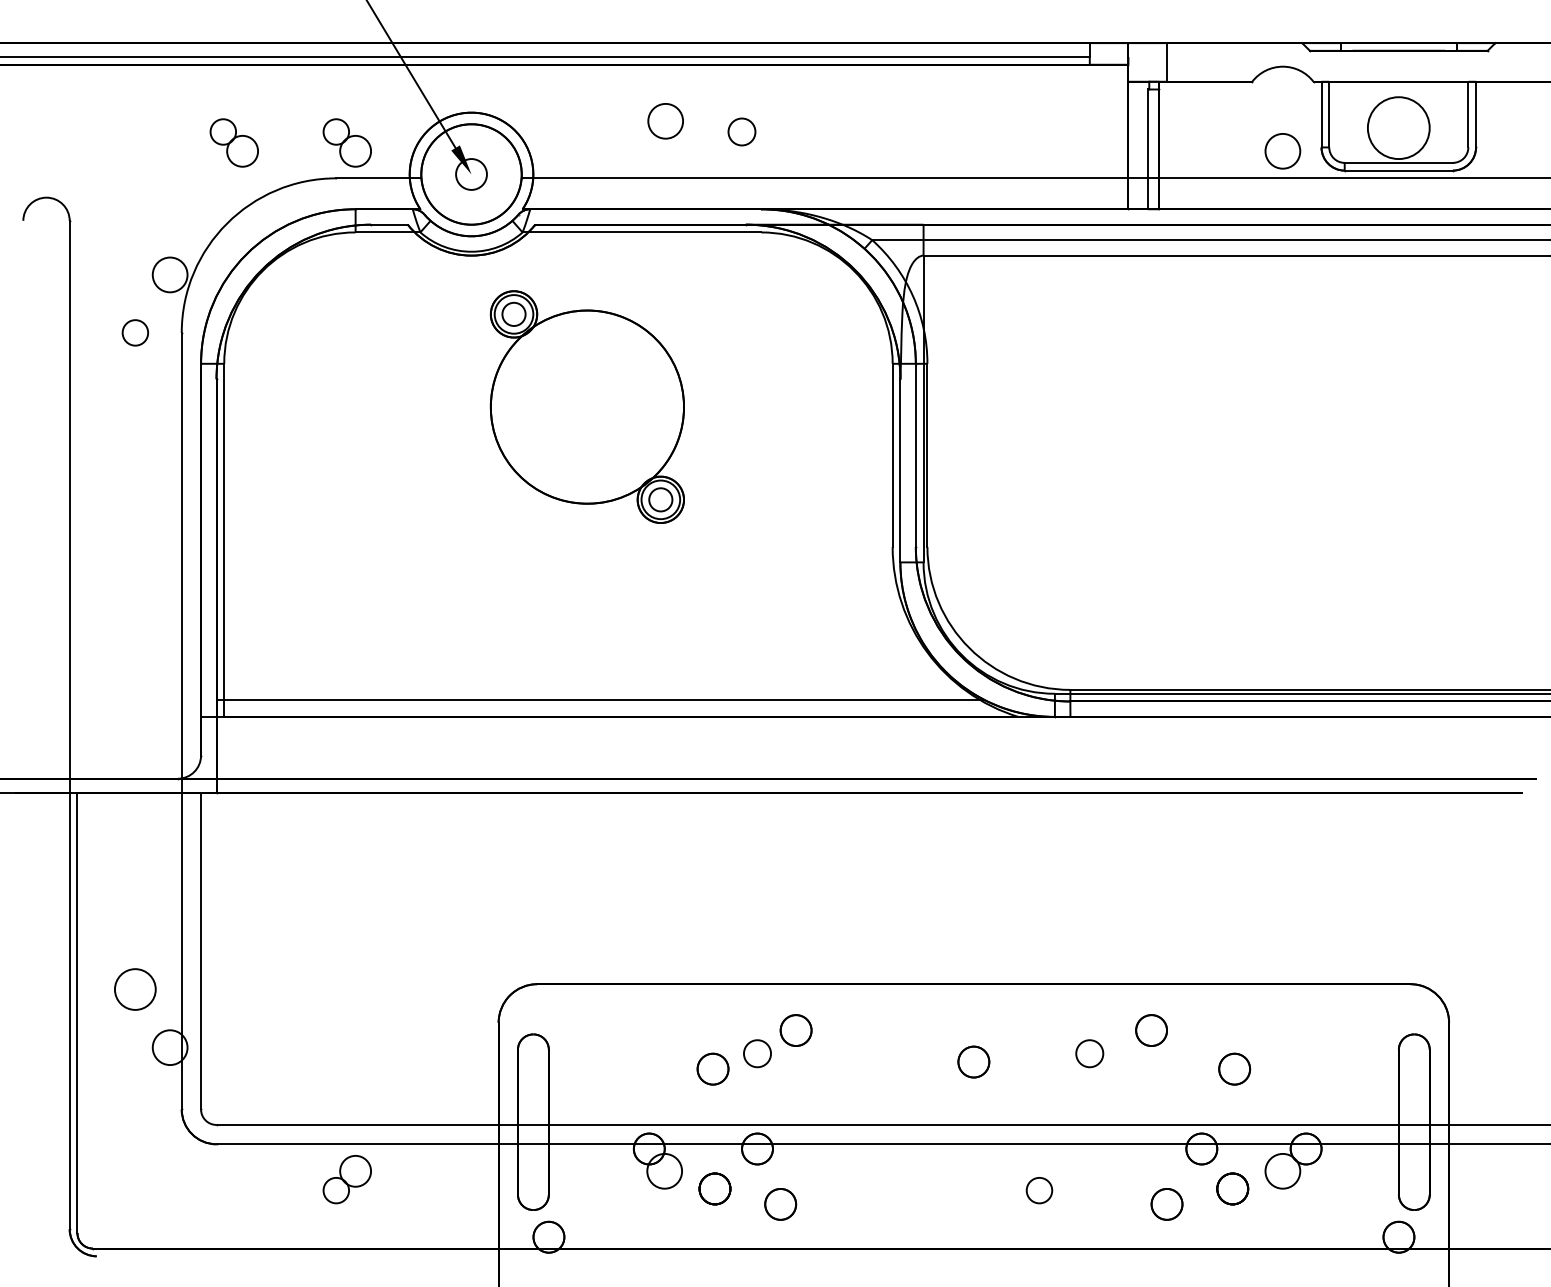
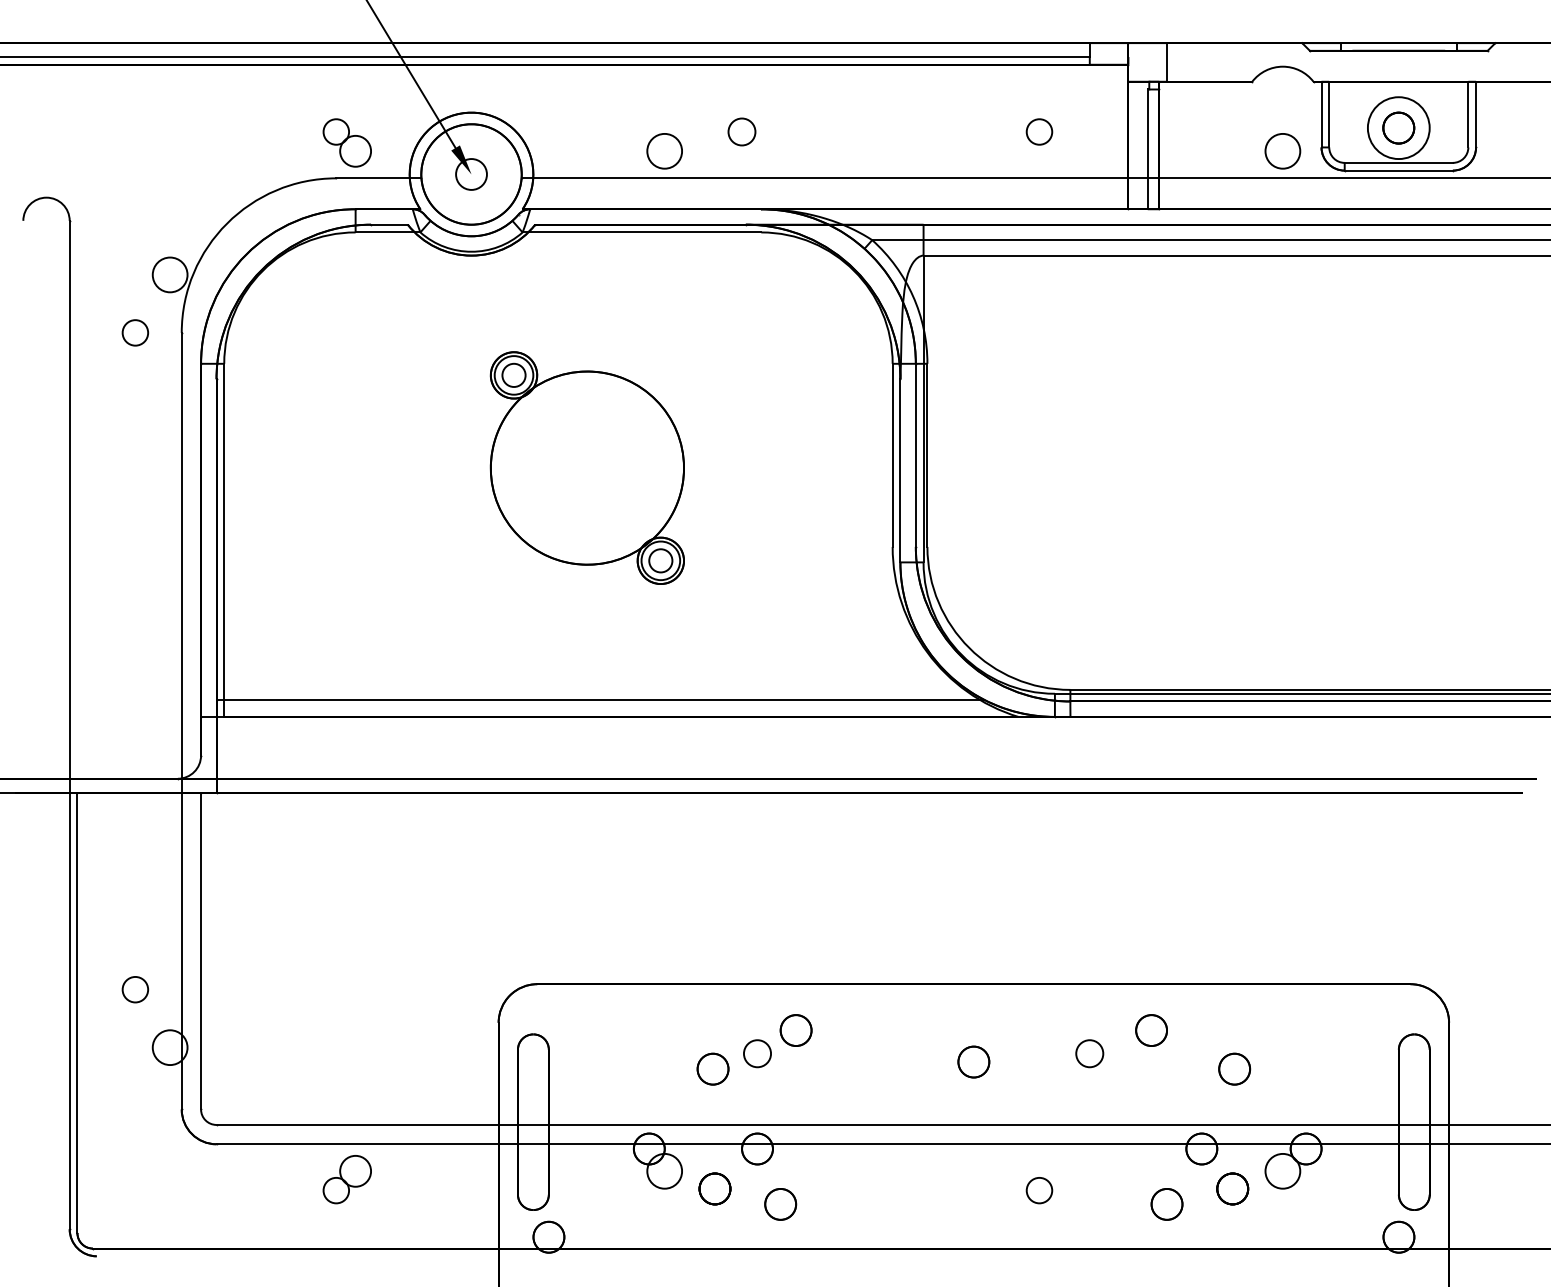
circle position: (665, 121) -> (664, 151) (664, 151)
part: none -> present (1398, 127)
circle: none -> present (1039, 131)
part: present -> none (233, 142)
part position: (586, 406) -> (586, 467) (586, 467)
circle size: 43x43 px -> 29x28 px (135, 989)
